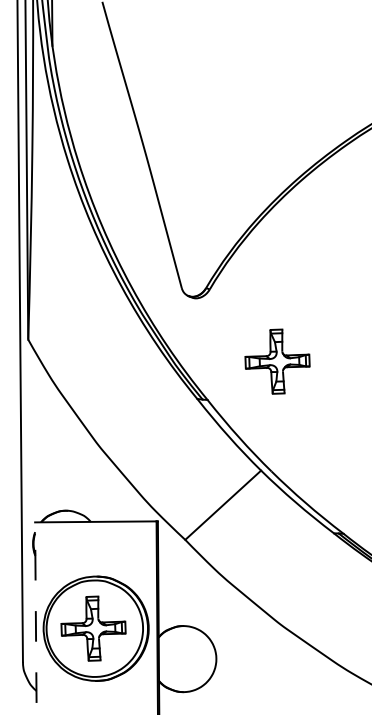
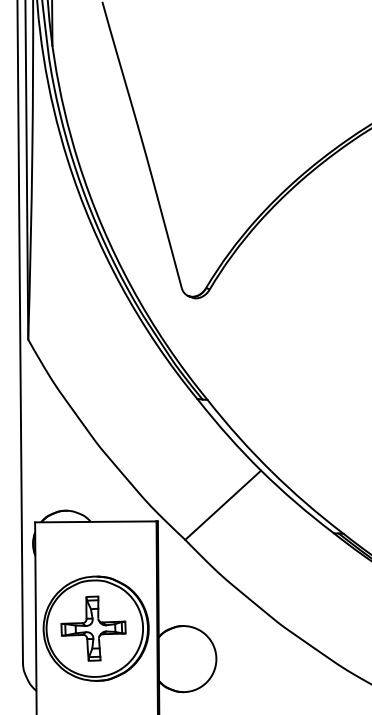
part: present -> none (277, 361)
line: dashed -> solid (35, 618)
